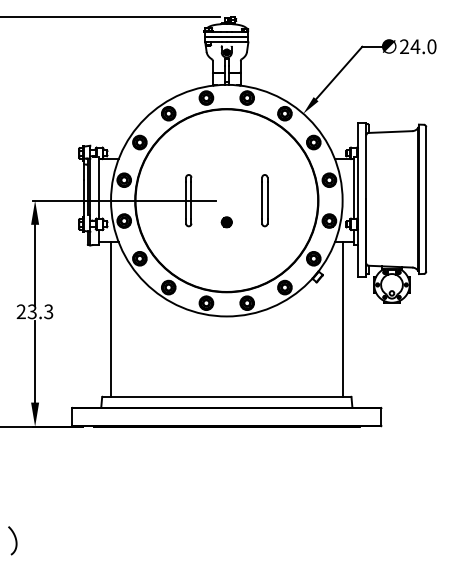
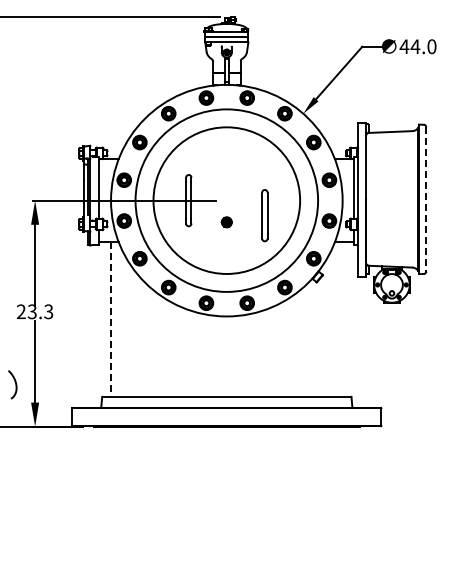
text: 24.0 -> 44.0 (404, 46)
line: solid -> dashed (426, 199)
circle diameter: 183 px -> 147 px (226, 200)
part position: (264, 200) -> (264, 215) (264, 215)
line: solid -> dashed (110, 319)
line: present -> none (342, 319)
curve position: (14, 538) -> (14, 382) (14, 382)
